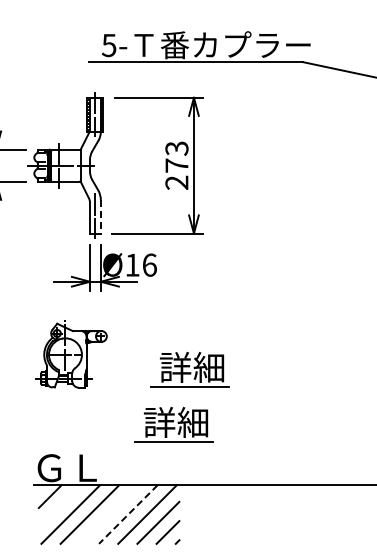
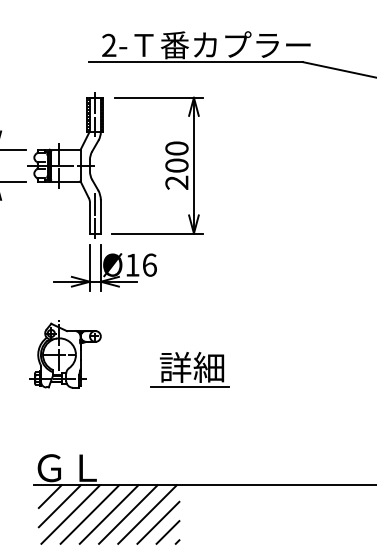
text: 5- -> 2- (108, 45)
text: 273 -> 200 (176, 156)
line: dashed -> solid (100, 216)
part position: (71, 354) -> (65, 354) (65, 354)
part: present -> none (173, 424)
line: none -> present (59, 506)
line: none -> present (108, 514)
line: dashed -> solid (127, 514)
